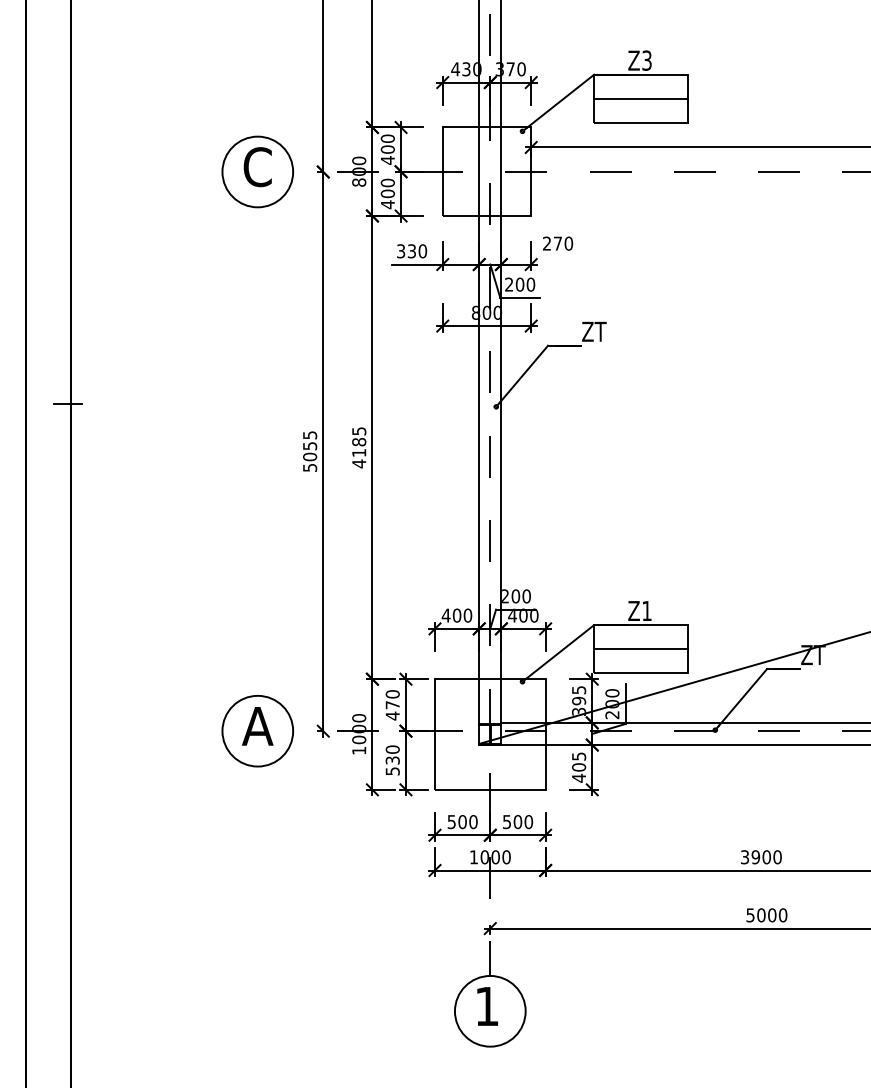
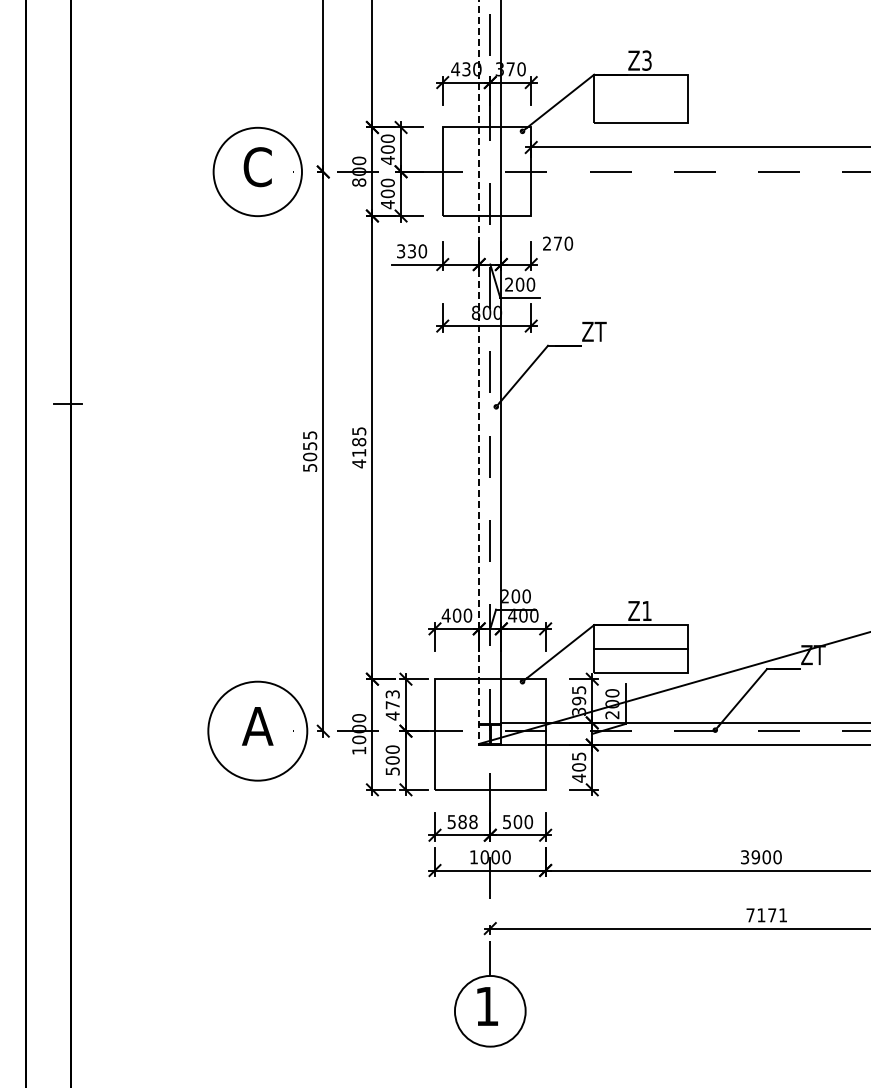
line: present -> none (641, 98)
circle diameter: 71 px -> 88 px (257, 171)
line: solid -> dashed (479, 373)
text: 470 -> 473 (392, 694)
circle diameter: 71 px -> 99 px (257, 730)
text: 530 -> 500 (392, 760)
text: 500 -> 588 (467, 821)
text: 5000 -> 7171 (766, 915)
